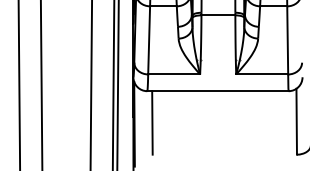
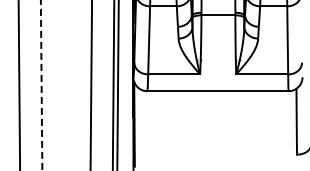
line: solid -> dashed (41, 85)
line: present -> none (152, 122)
